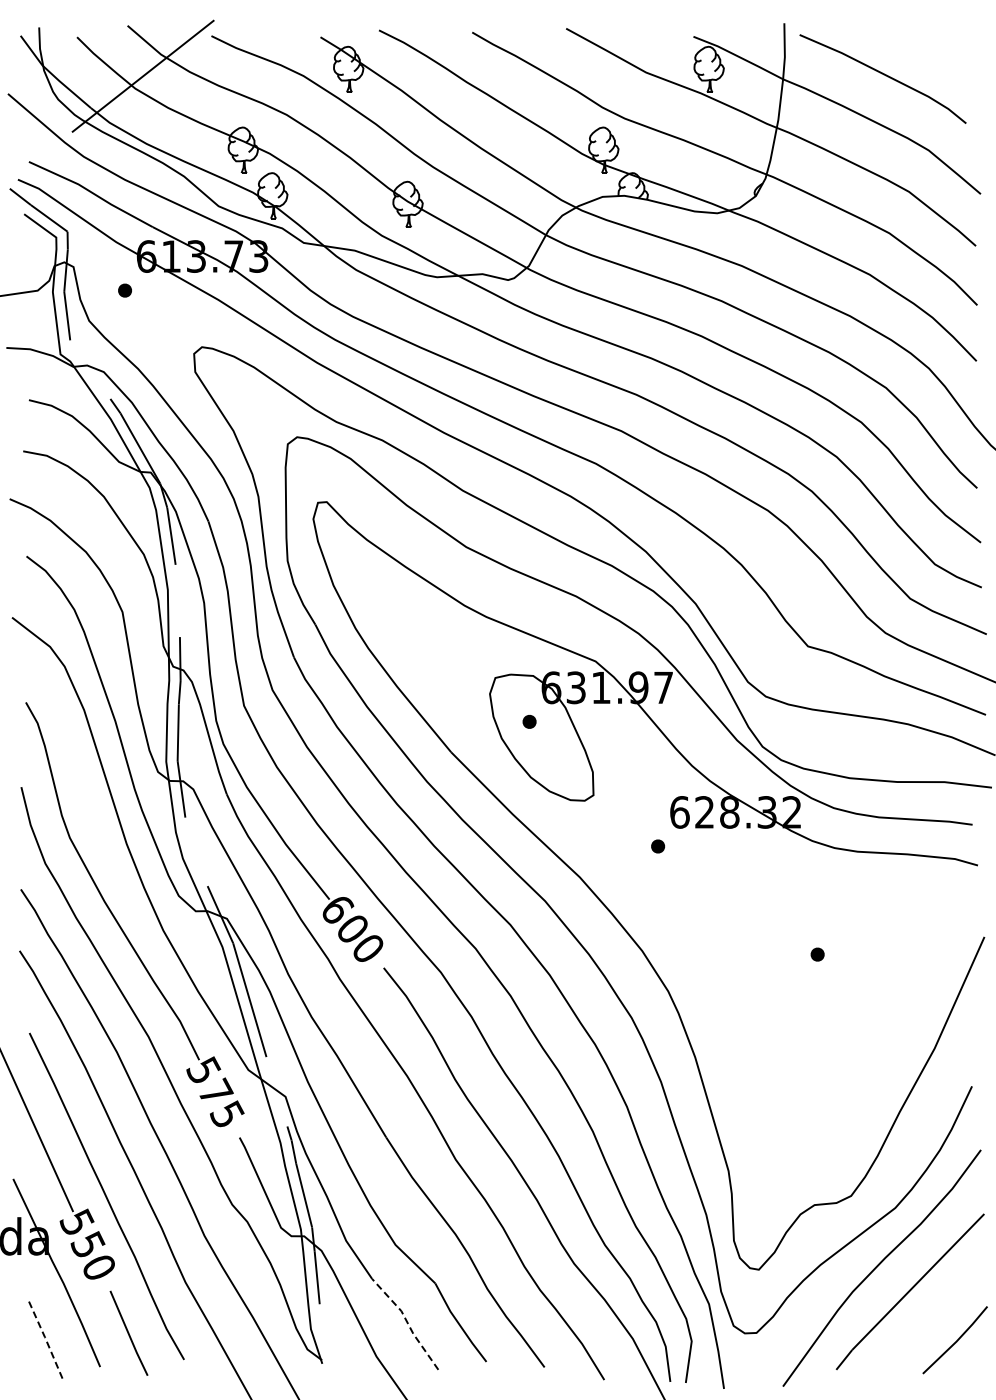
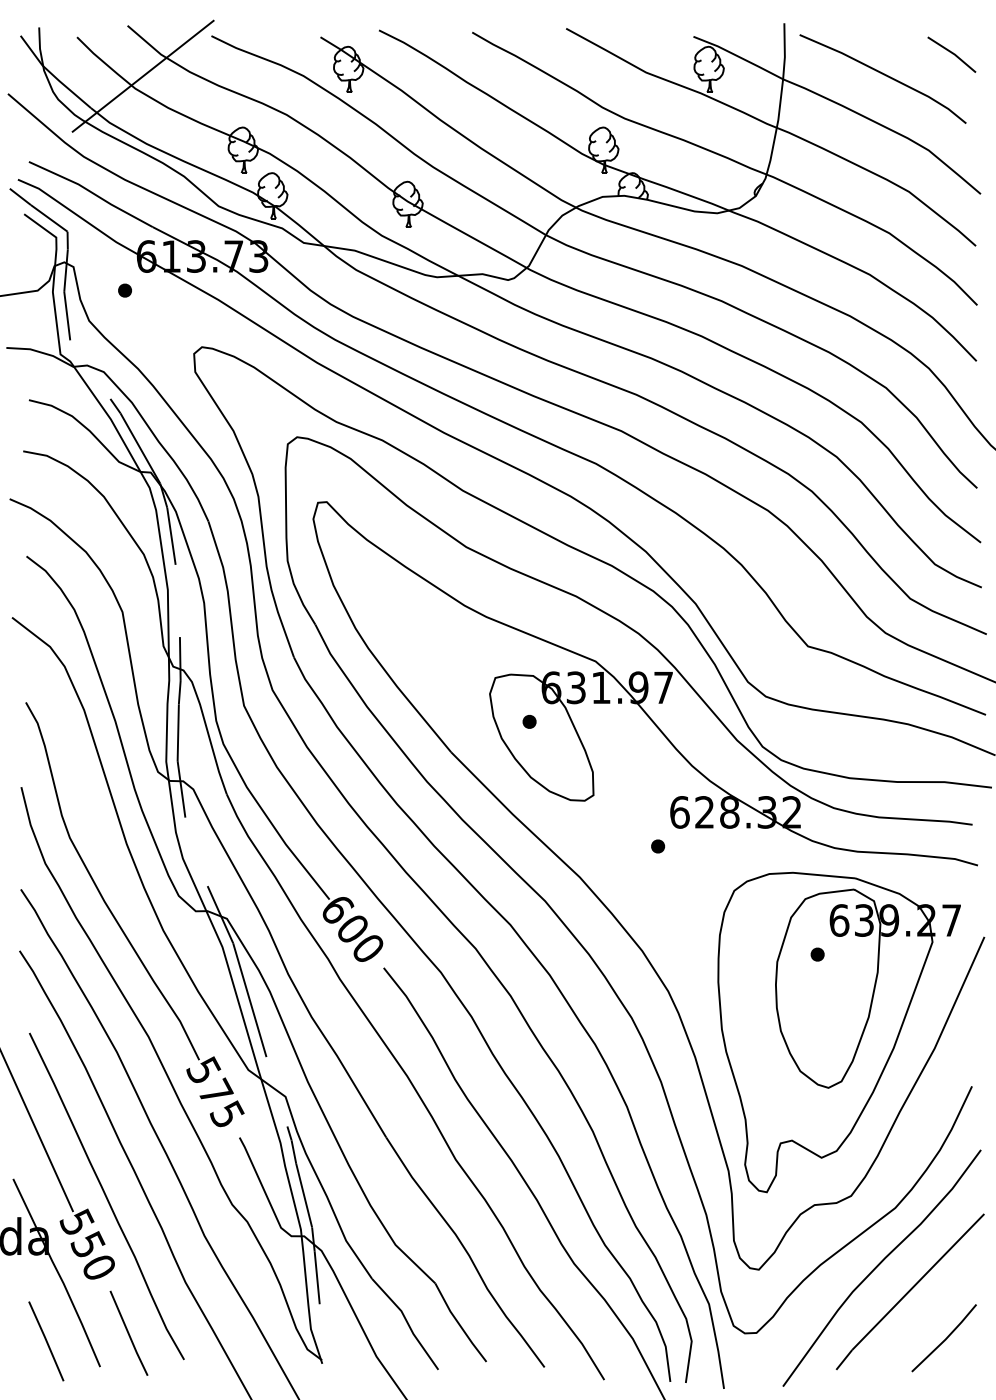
line: none -> present (951, 53)
part: none -> present (838, 1032)
line: dashed -> solid (407, 1322)
line: dashed -> solid (46, 1341)
line position: (955, 1341) -> (944, 1339) (944, 1339)
